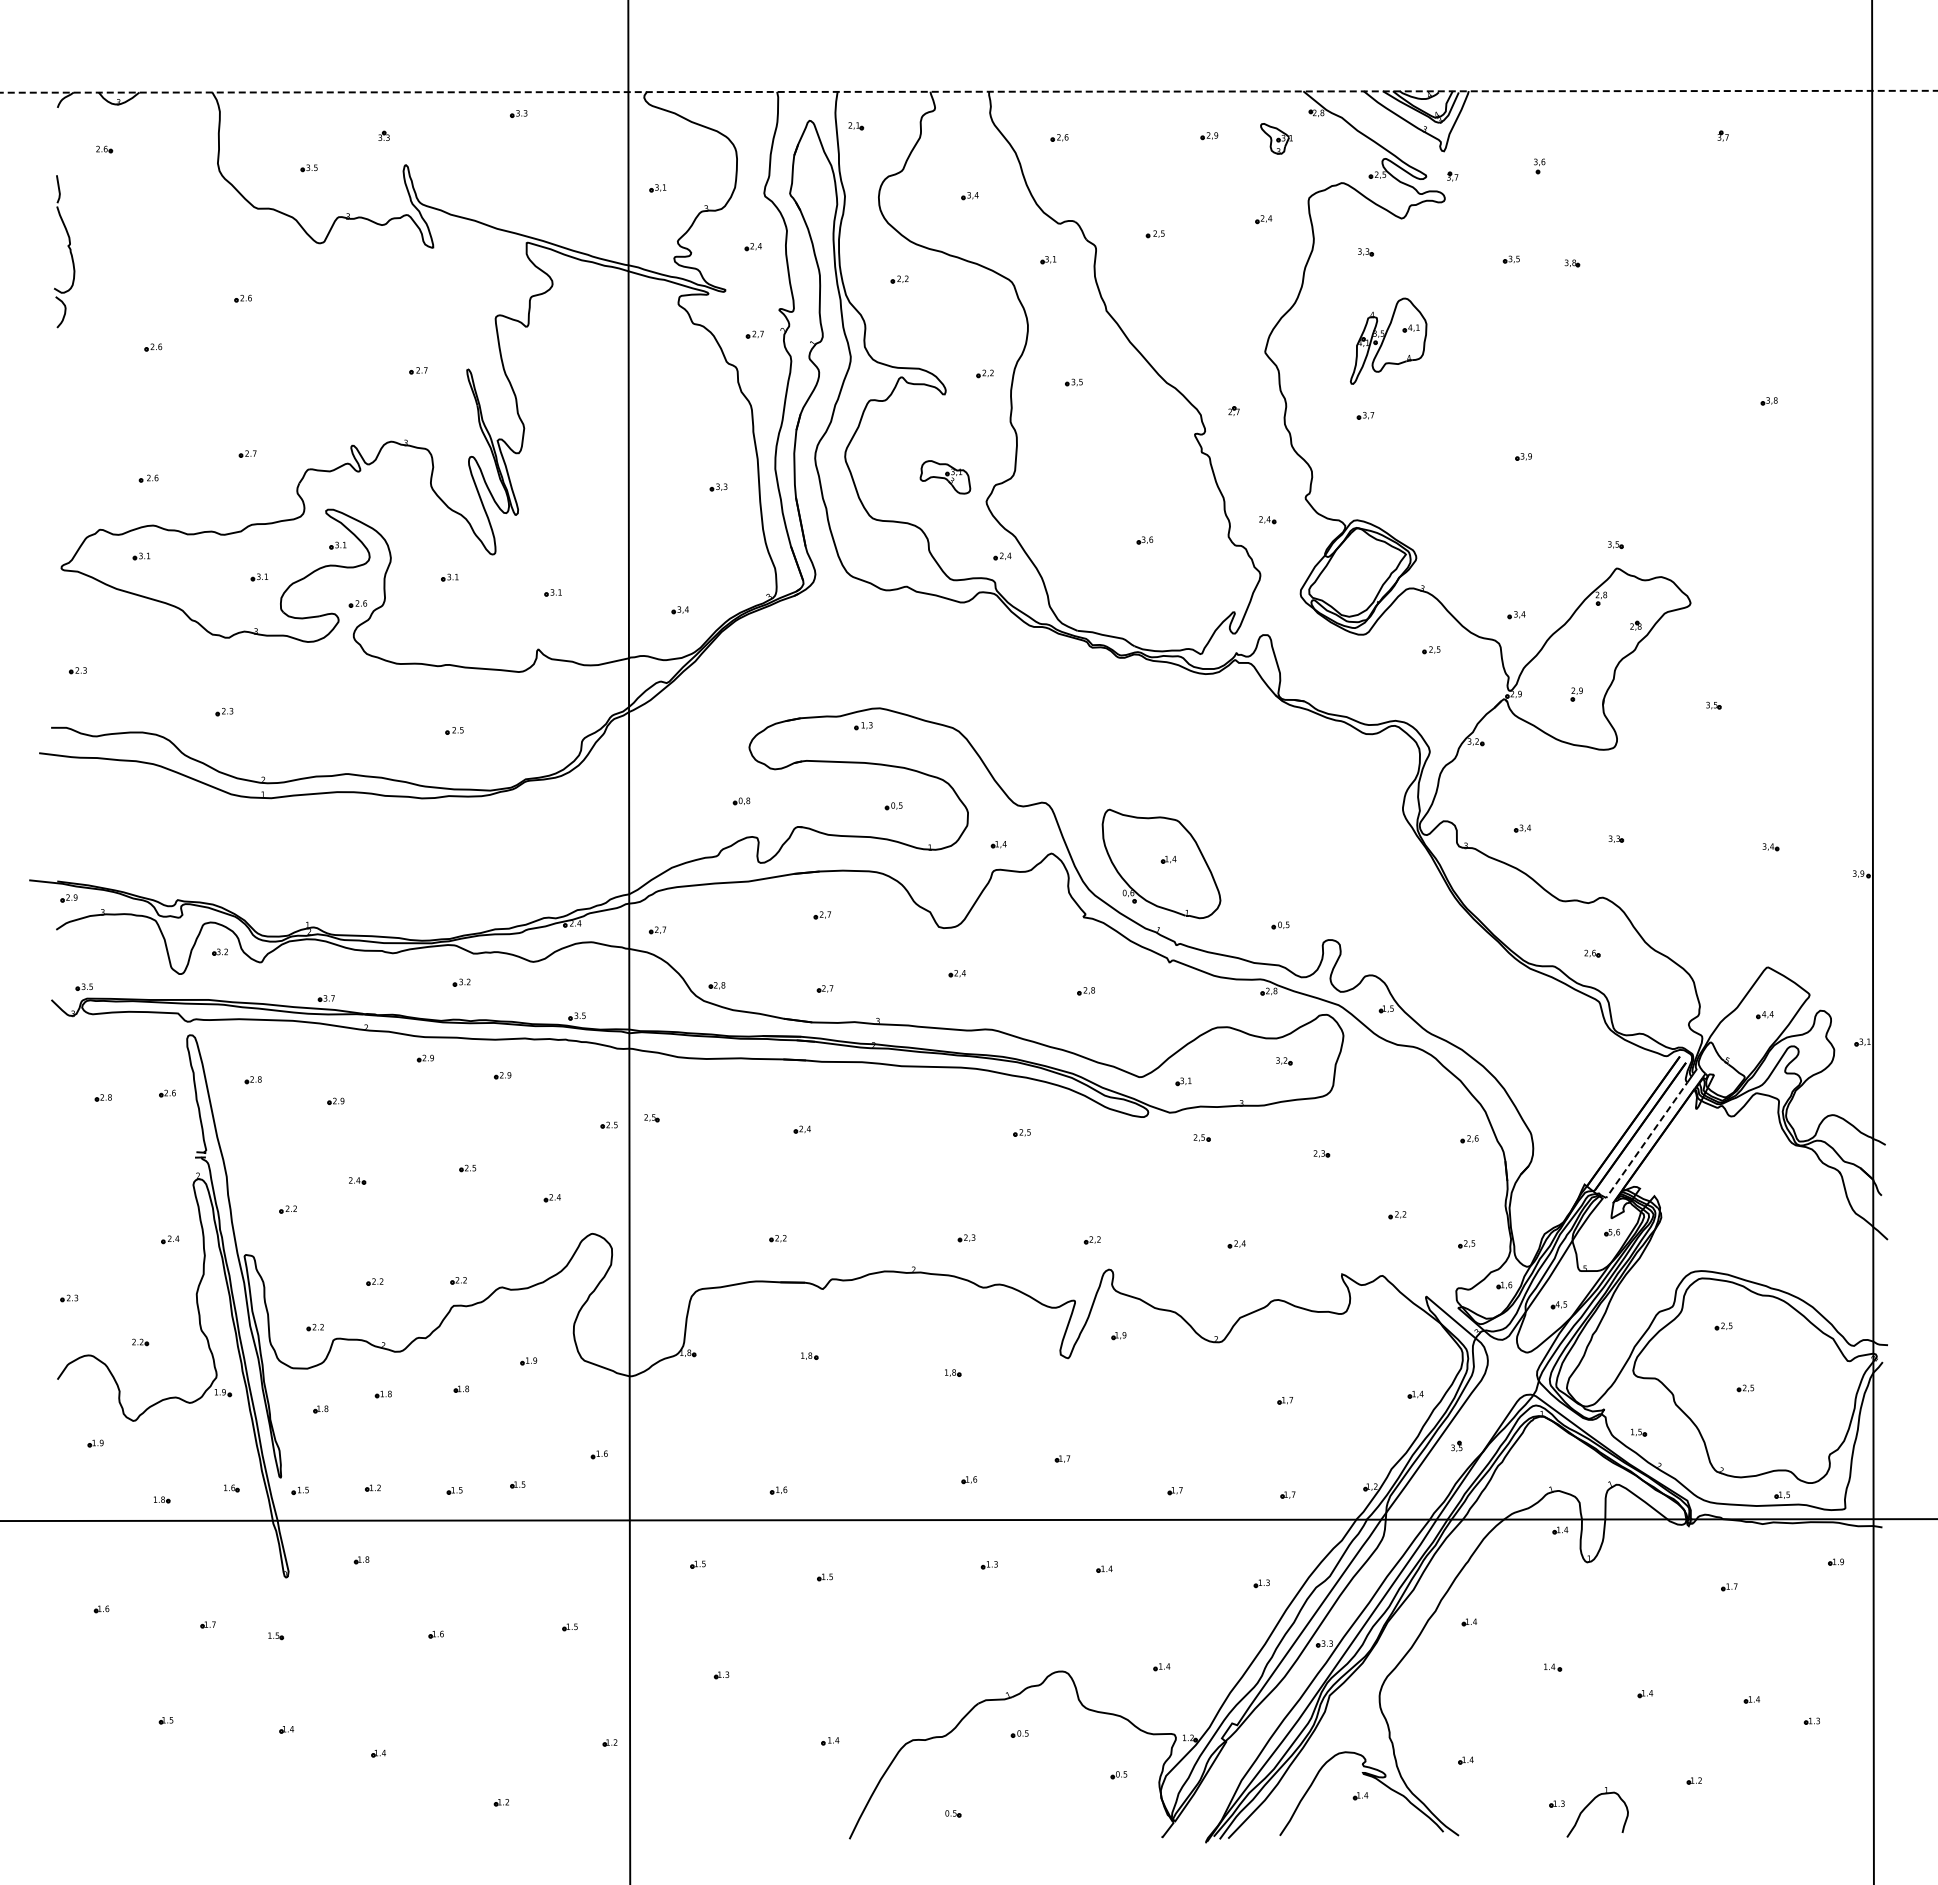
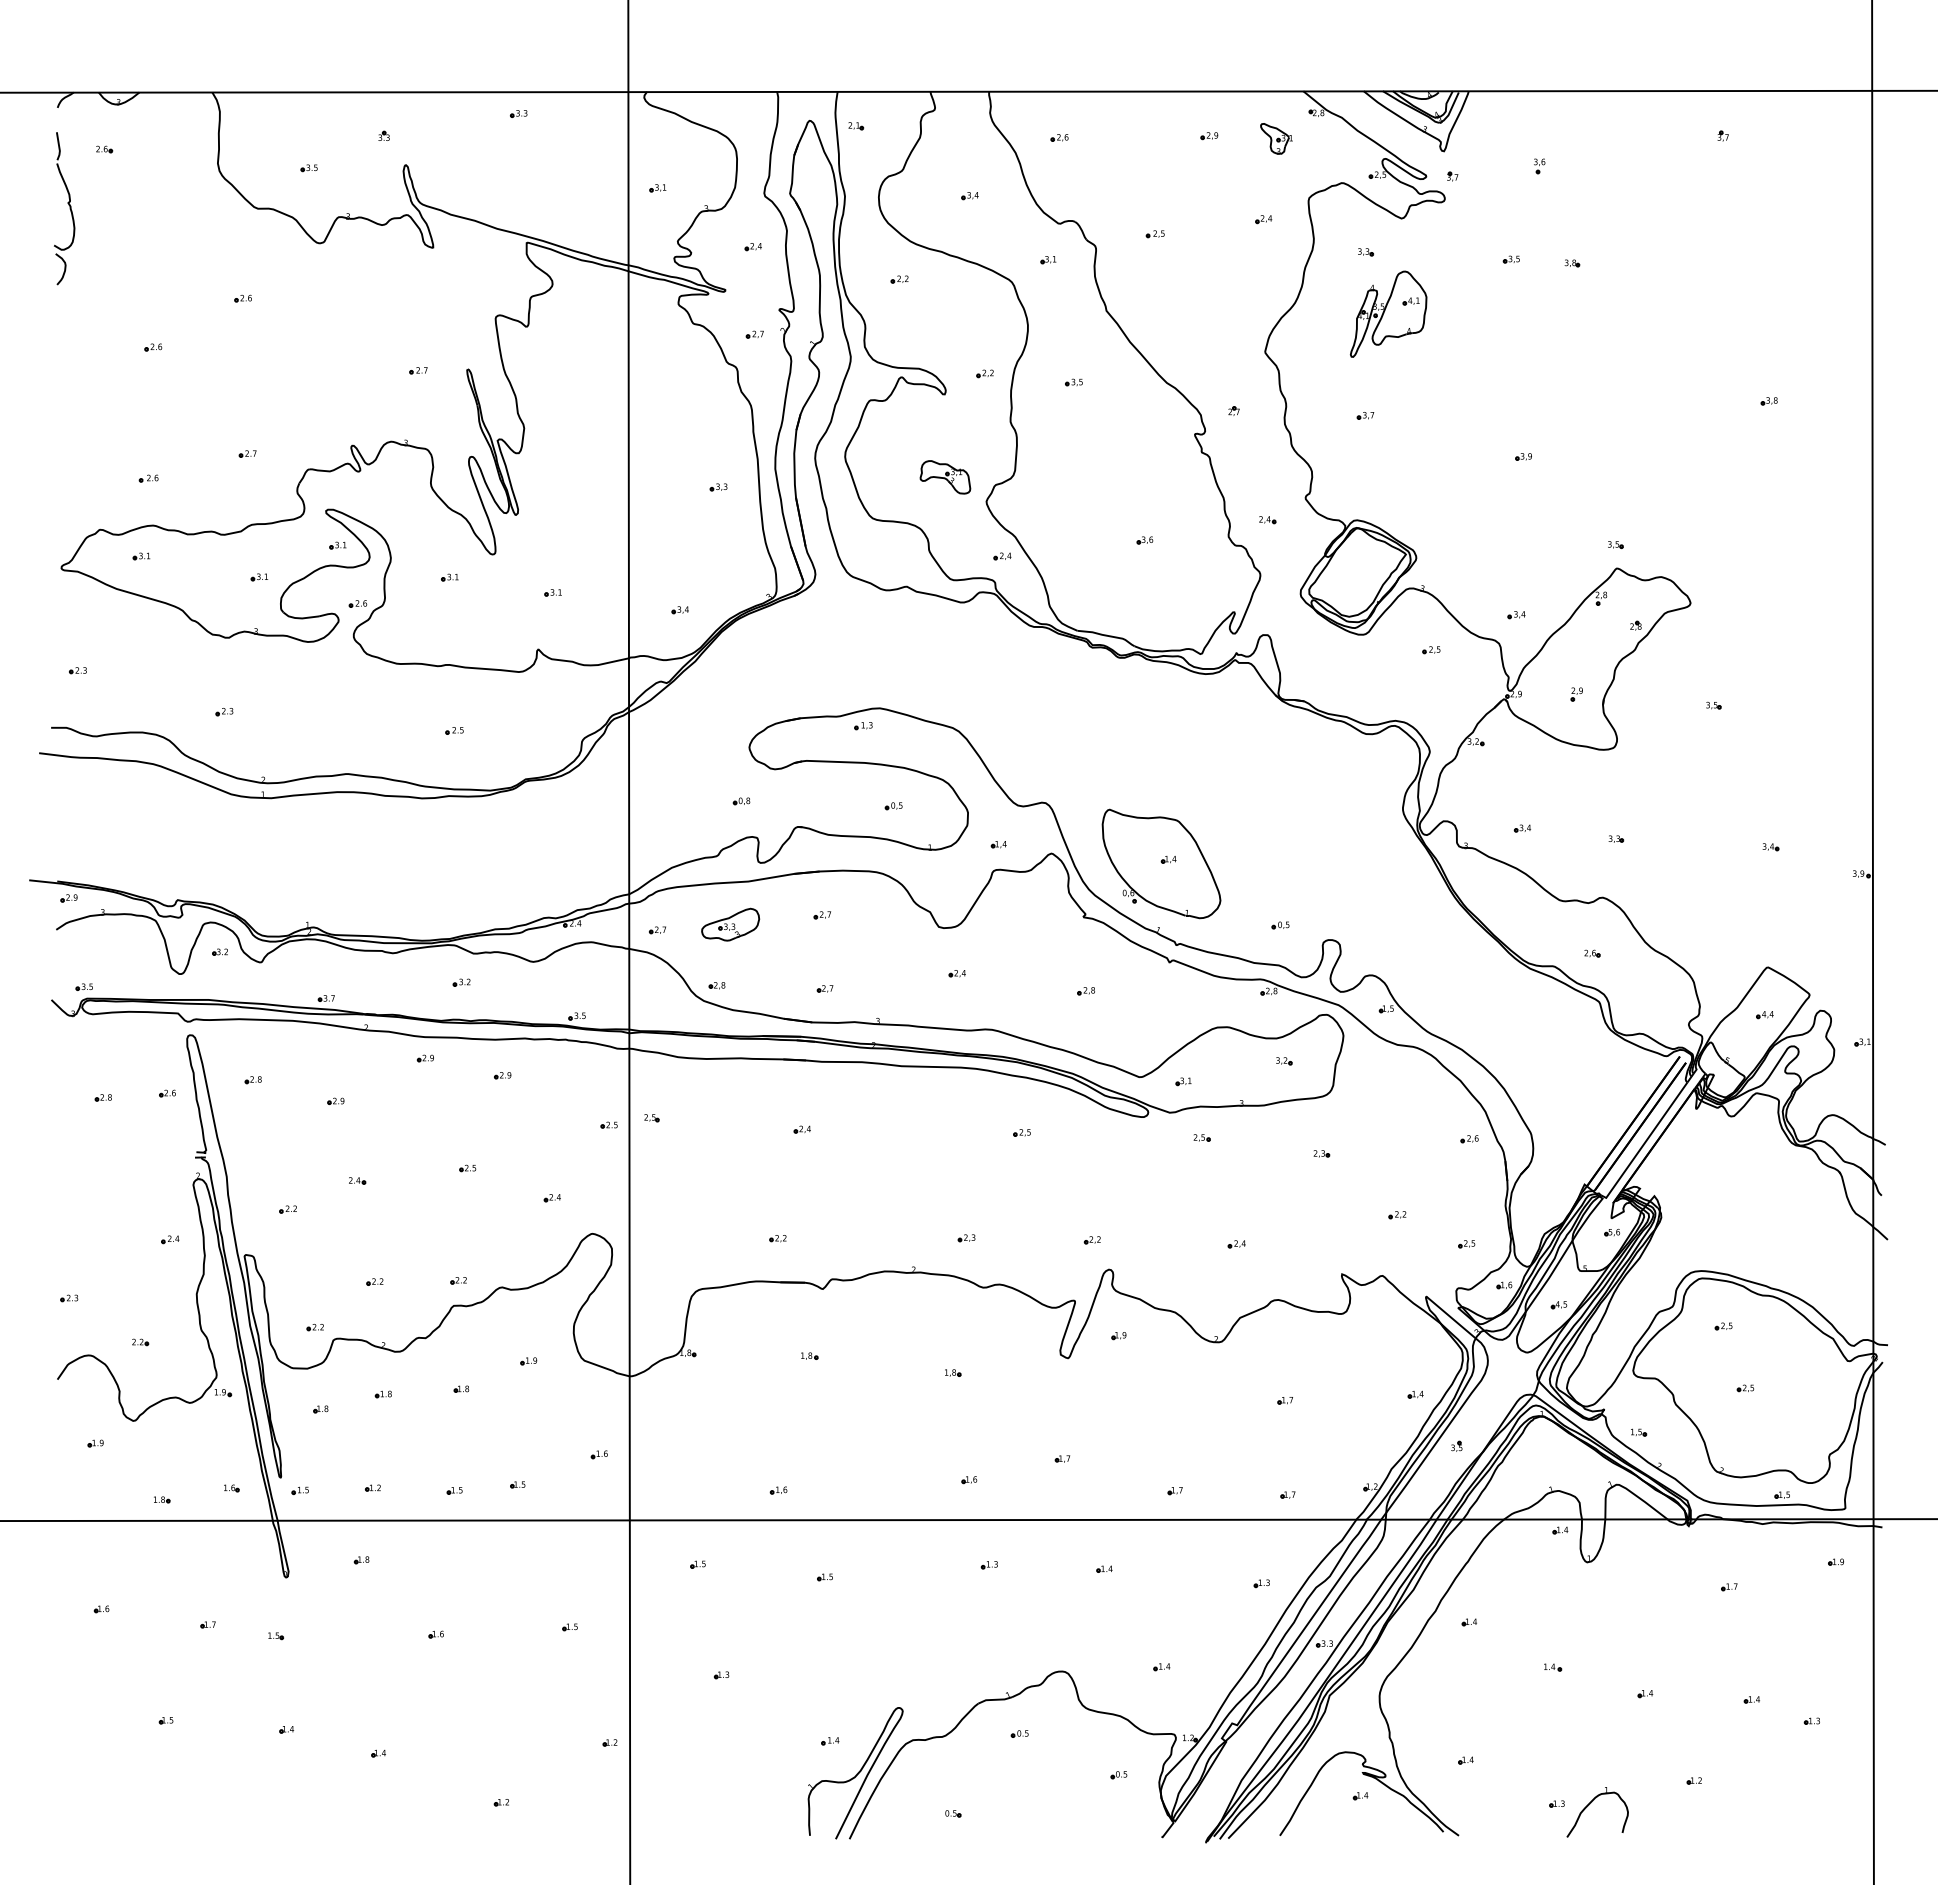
line: dashed -> solid (968, 91)
part position: (64, 251) -> (64, 208) (64, 208)
part position: (1388, 340) -> (1388, 313) (1388, 313)
part: none -> present (730, 924)
line: dashed -> solid (1645, 1142)
part: none -> present (855, 1773)
